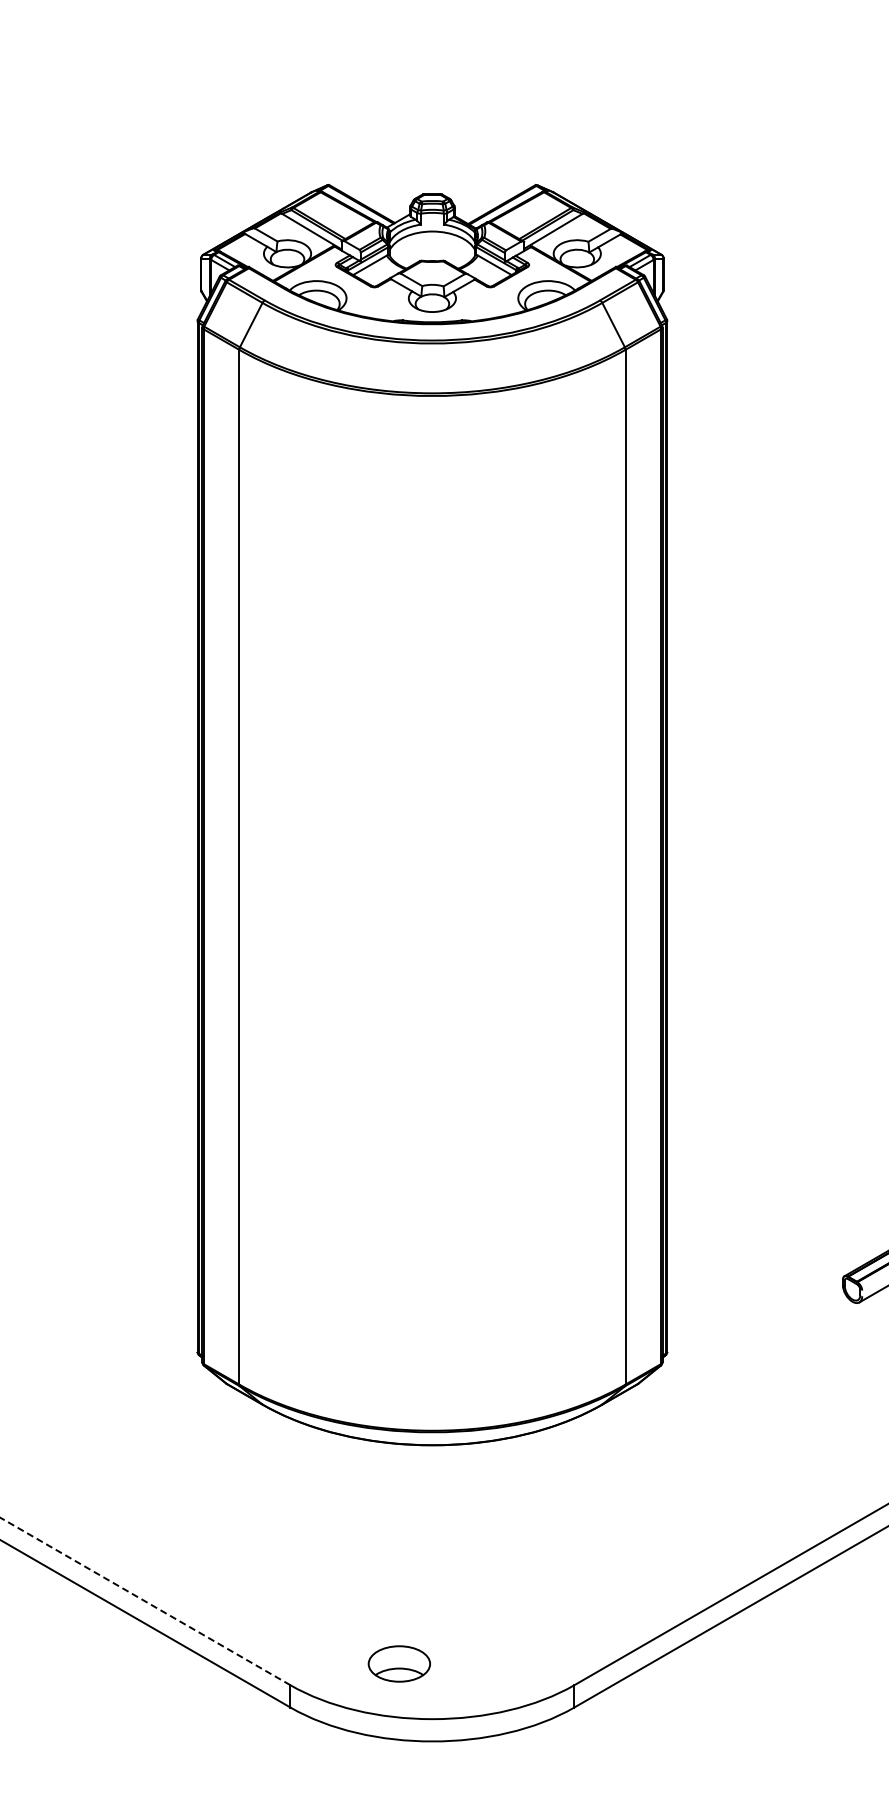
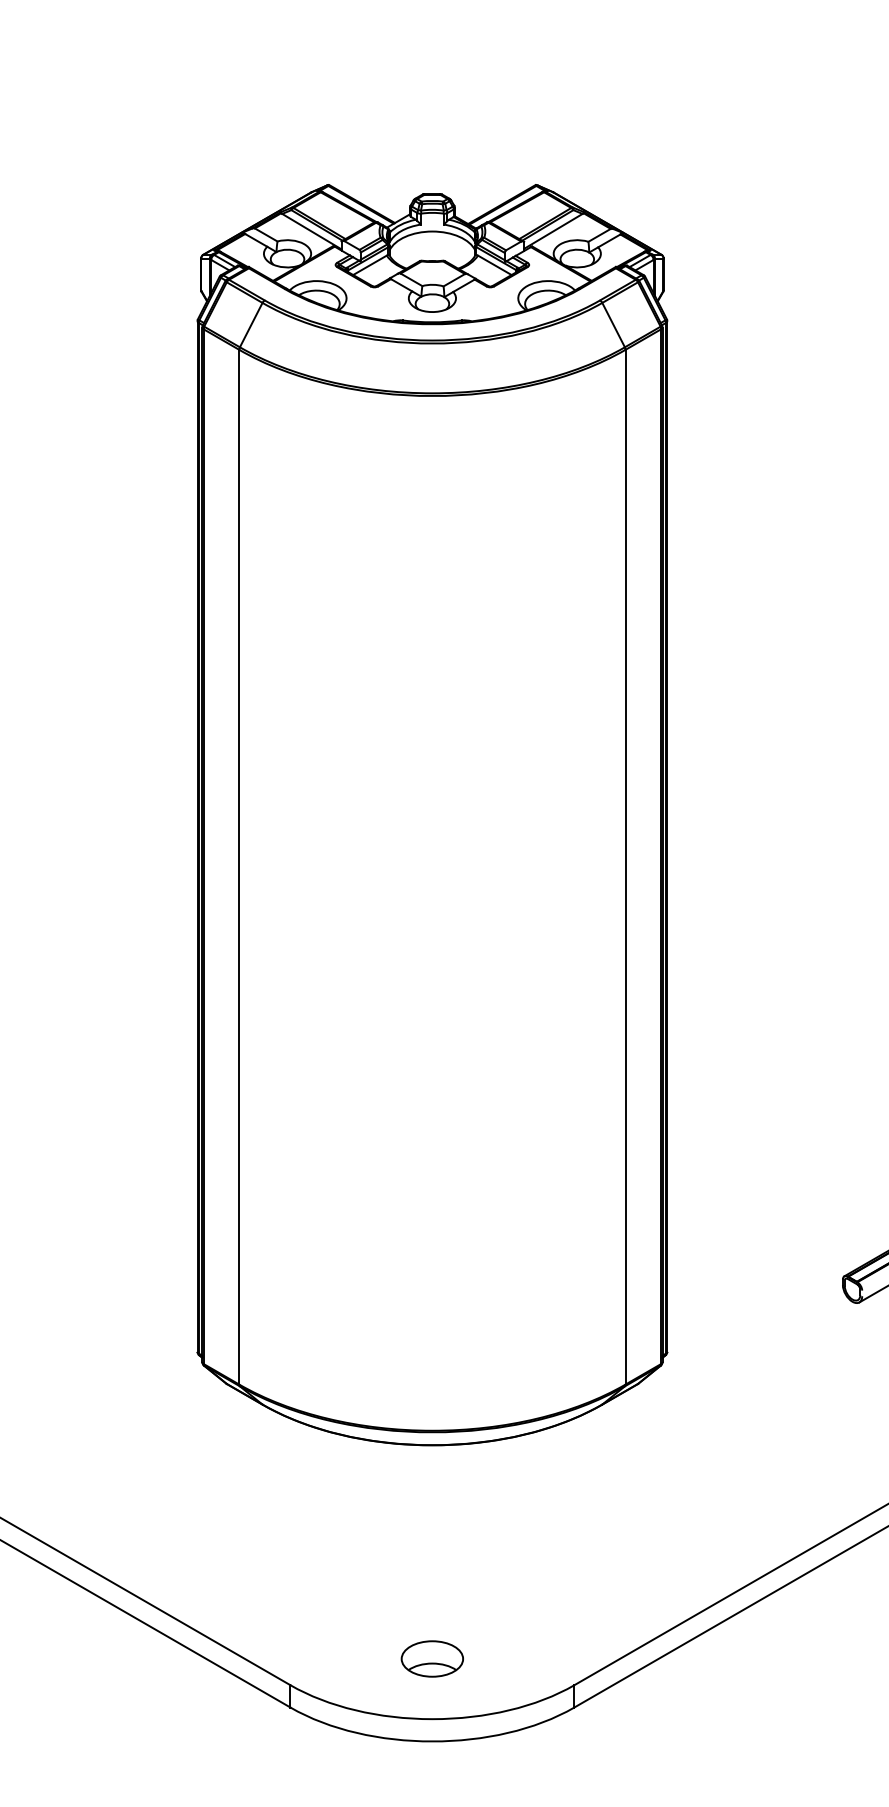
line: dashed -> solid (144, 1601)
part position: (398, 1663) -> (431, 1658) (431, 1658)
